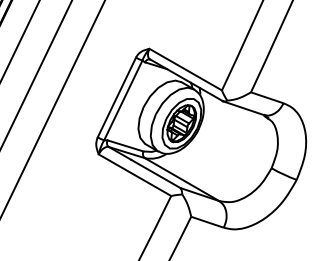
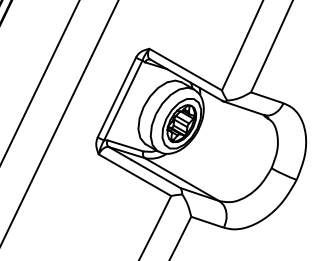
line: present -> none (20, 40)
line position: (36, 74) -> (40, 81) (40, 81)
line position: (53, 108) -> (59, 122) (59, 122)
